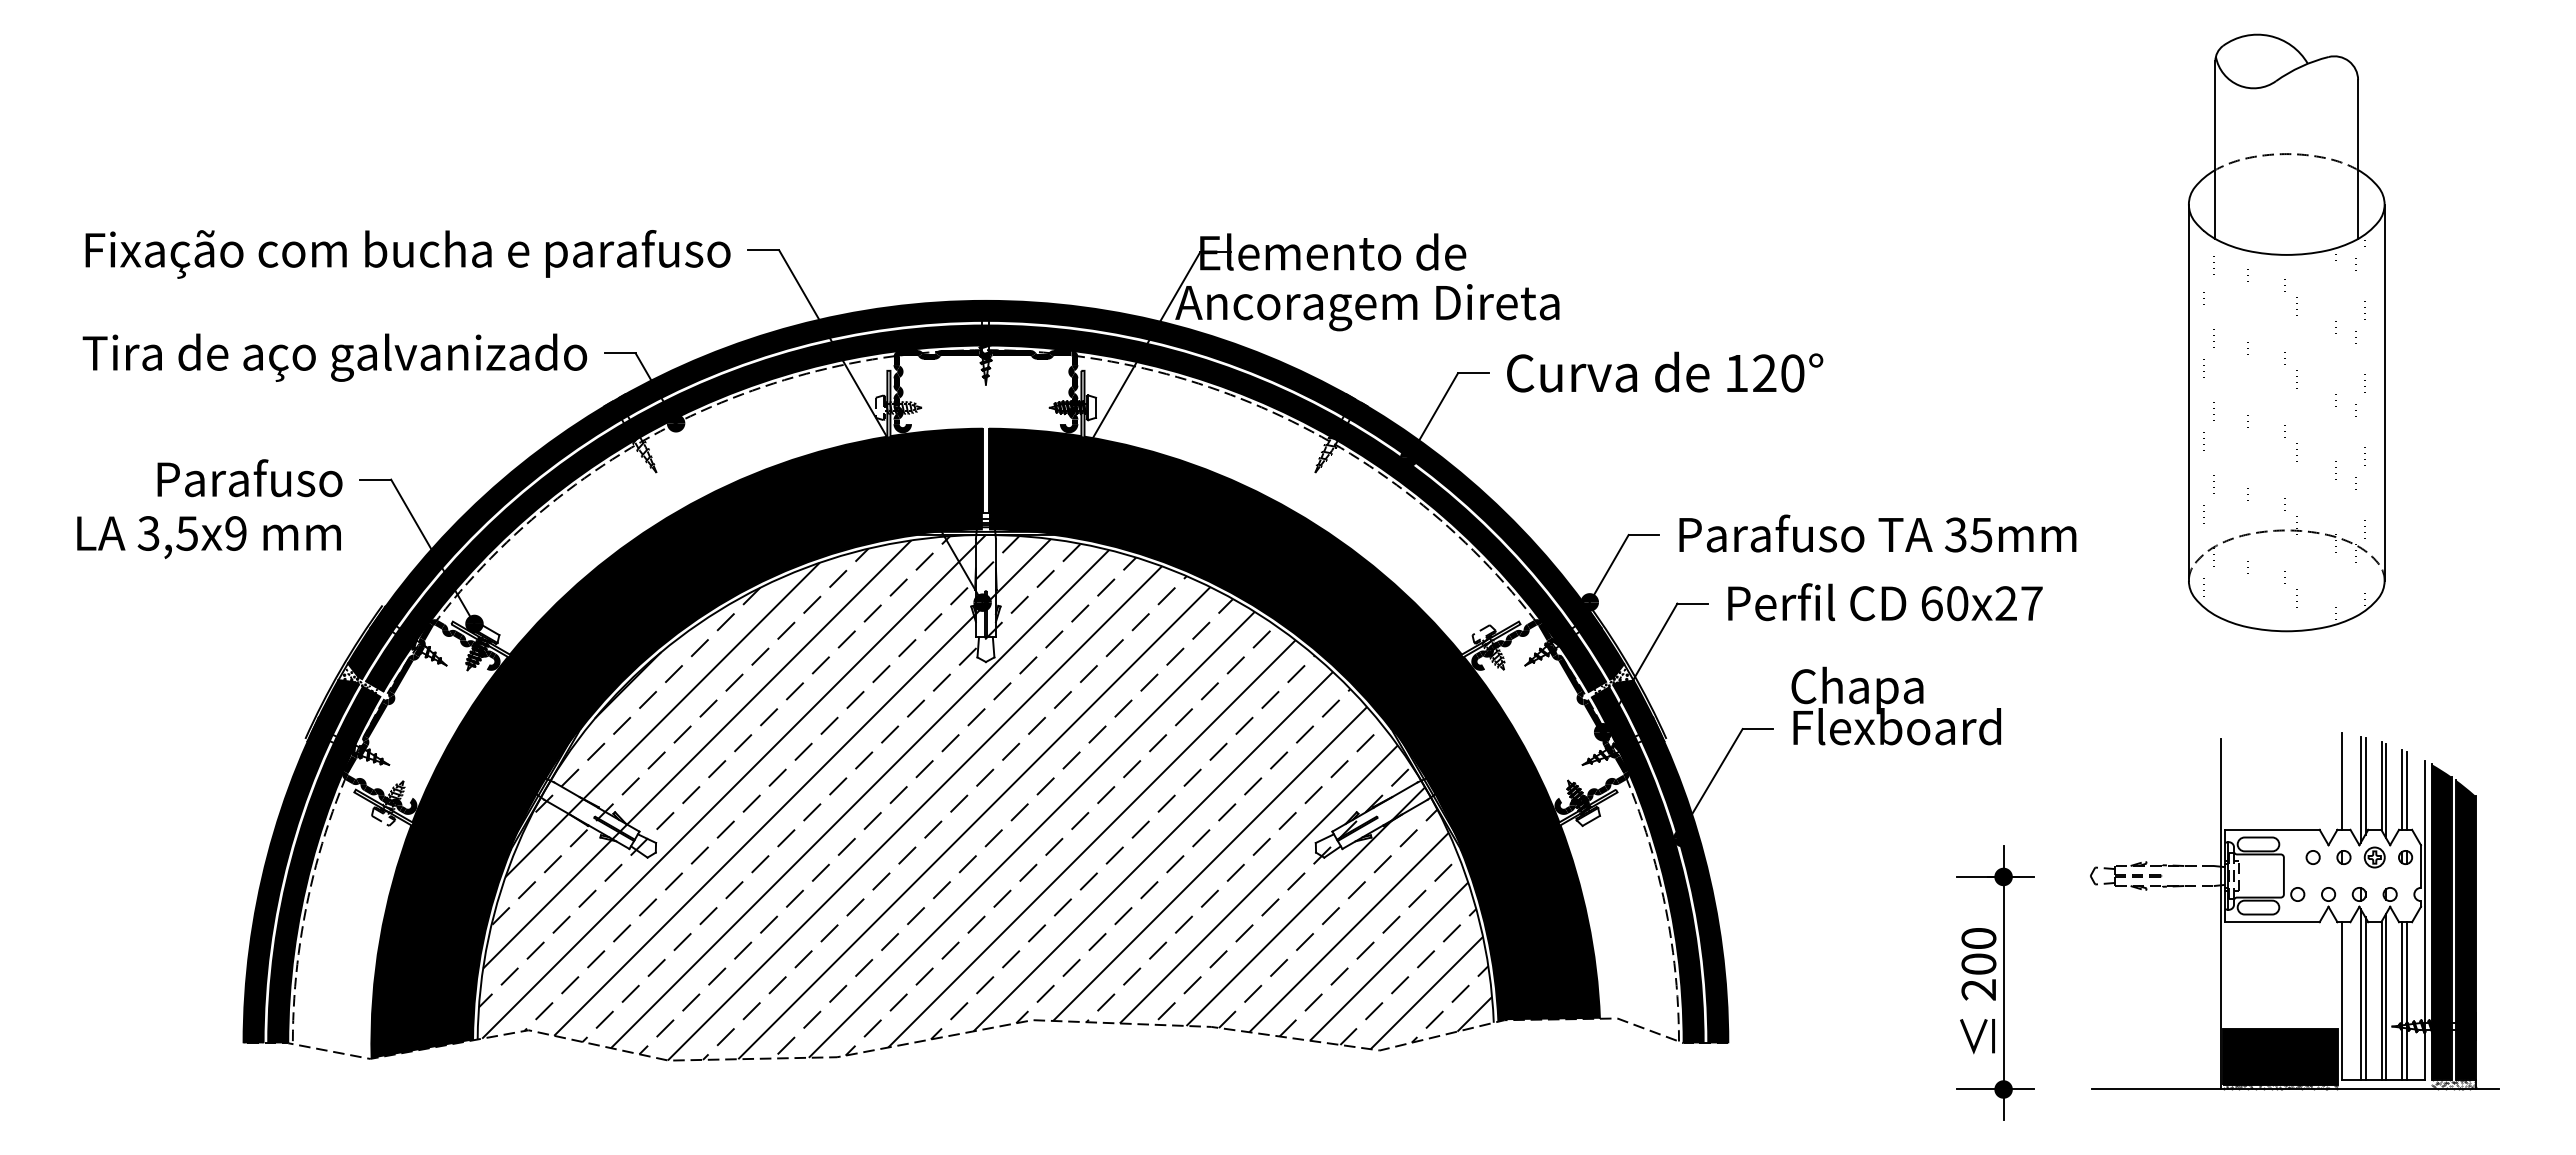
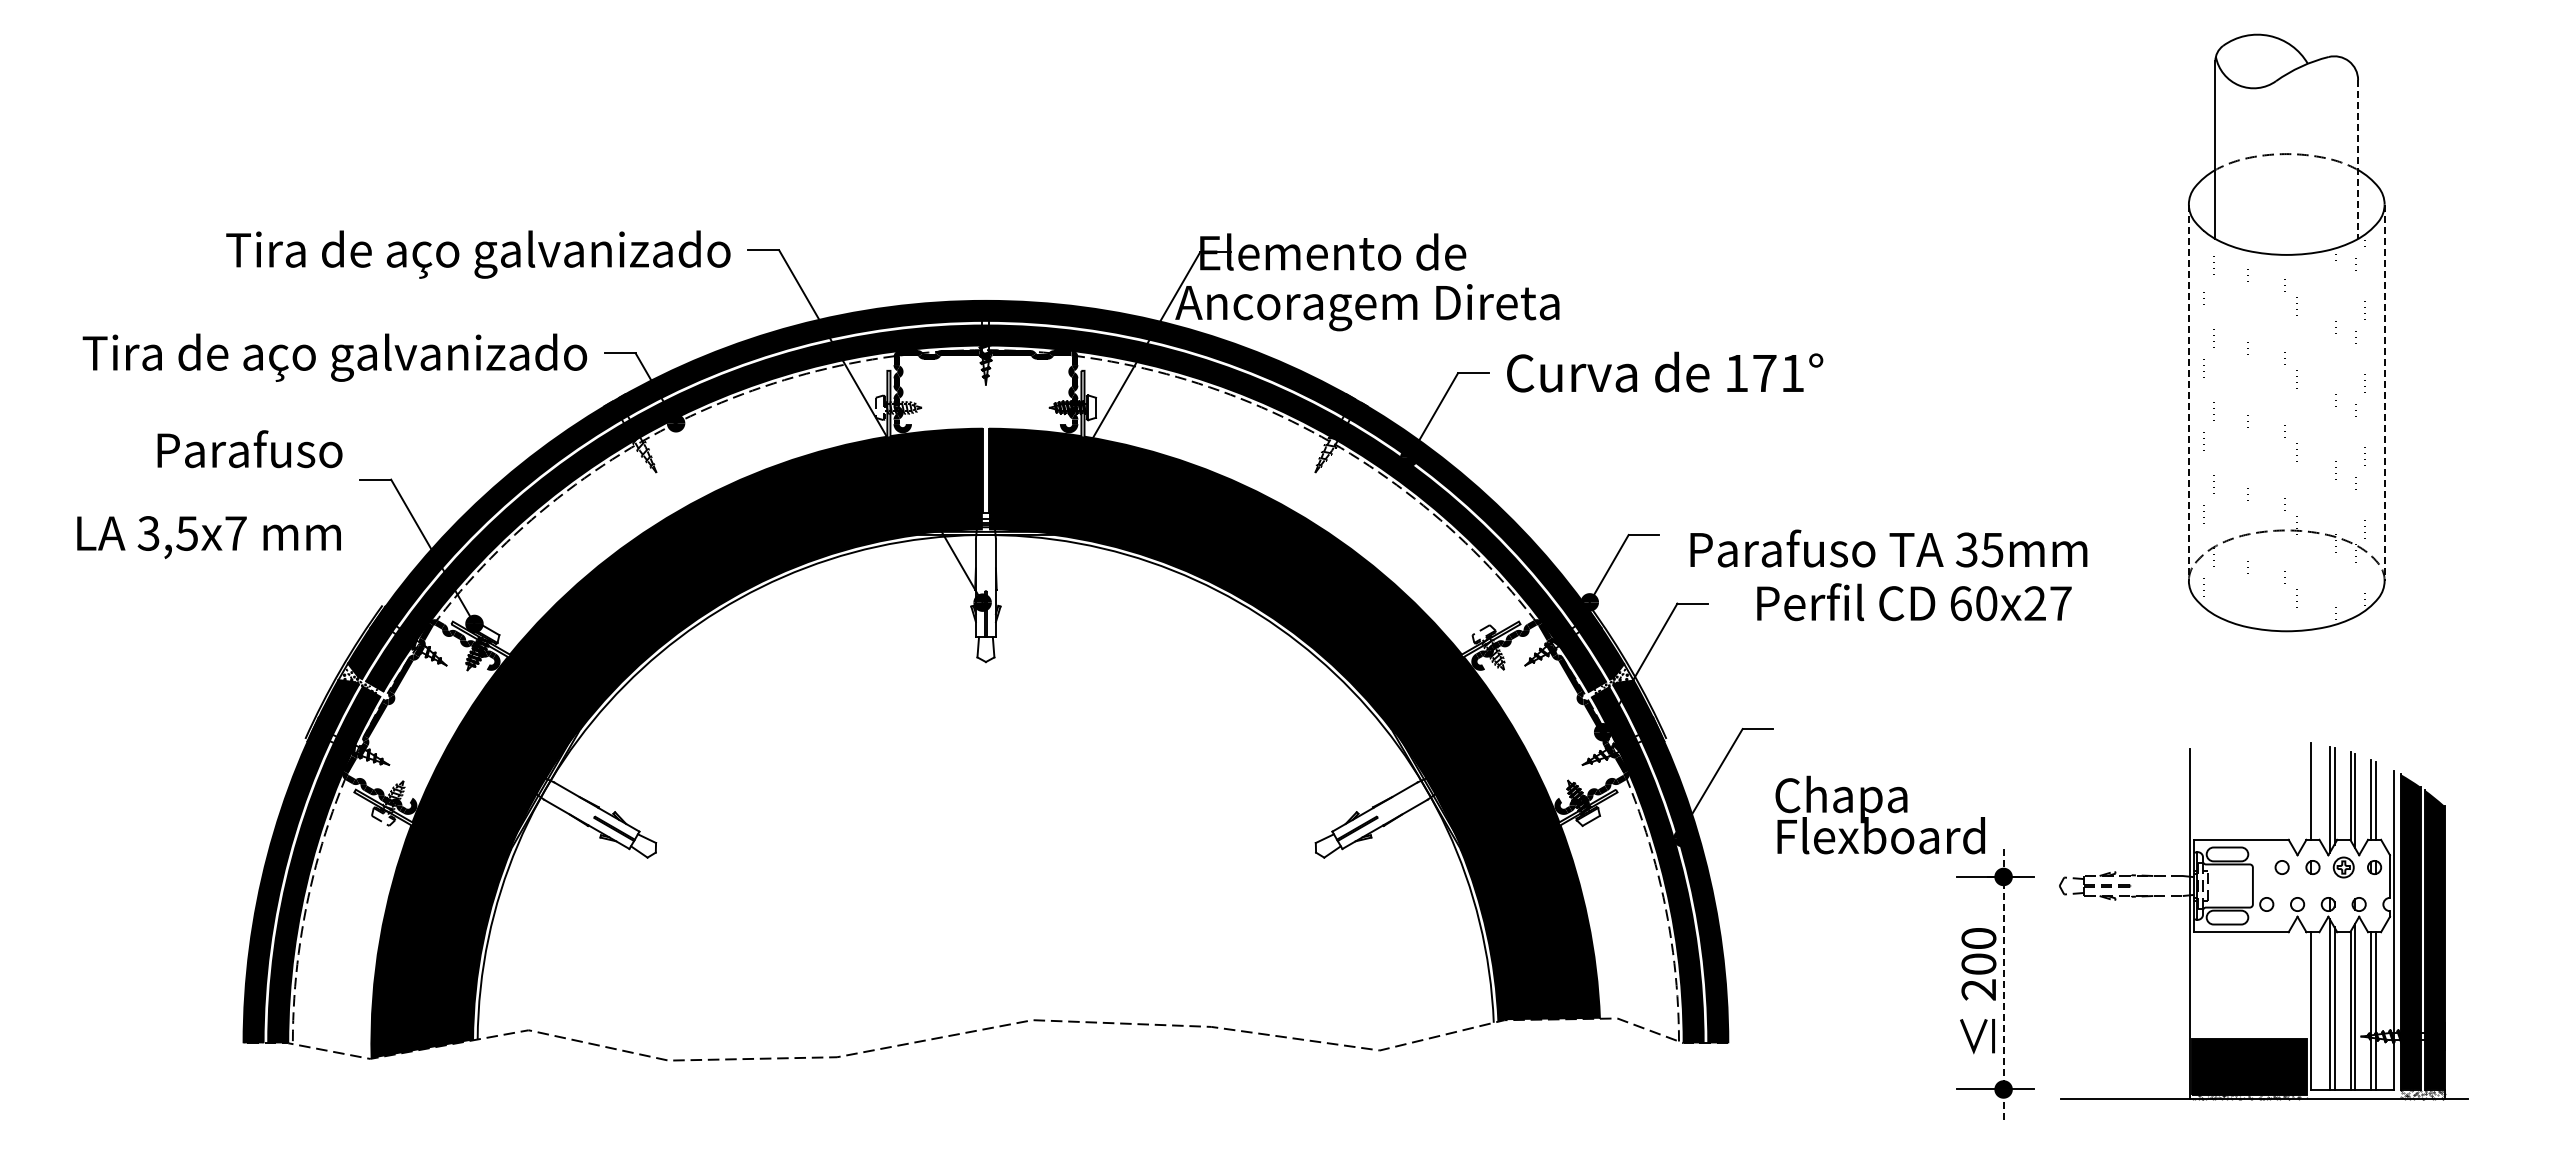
line: solid -> dashed (2358, 160)
text: Fixação com bucha e parafuso -> Tira de aço galvanizado (394, 254)
text: 120° -> 171° (1778, 373)
line: solid -> dashed (2188, 393)
line: solid -> dashed (2384, 393)
text position: (249, 478) -> (249, 449) (249, 449)
text: 3,5x9 -> 3,5x7 (235, 533)
text position: (1877, 533) -> (1888, 548) (1888, 548)
text position: (1885, 602) -> (1914, 602) (1914, 602)
text position: (1895, 705) -> (1879, 814) (1879, 814)
hatch: present -> none (985, 797)
part position: (2294, 911) -> (2263, 921) (2263, 921)
line: solid -> dashed (2003, 982)
